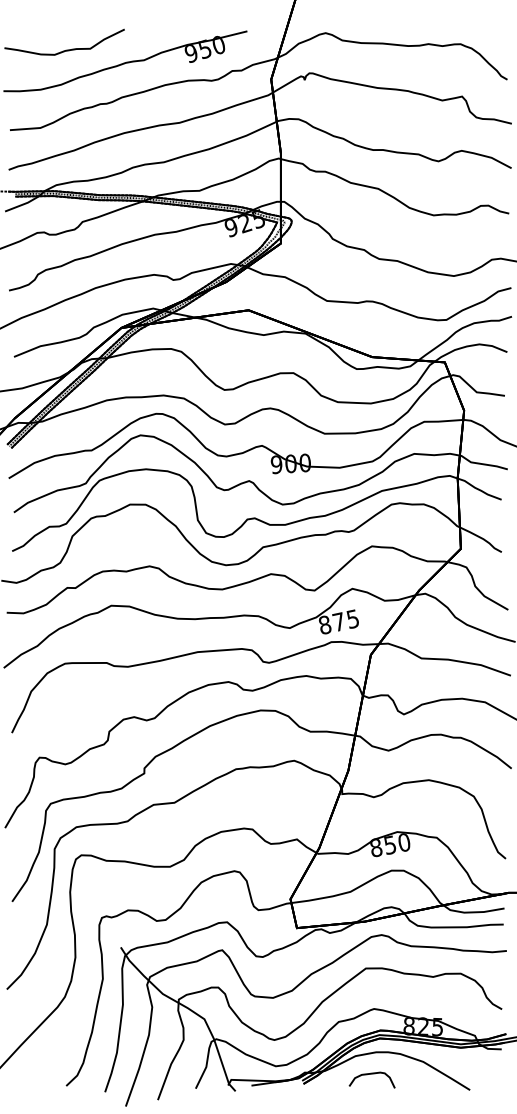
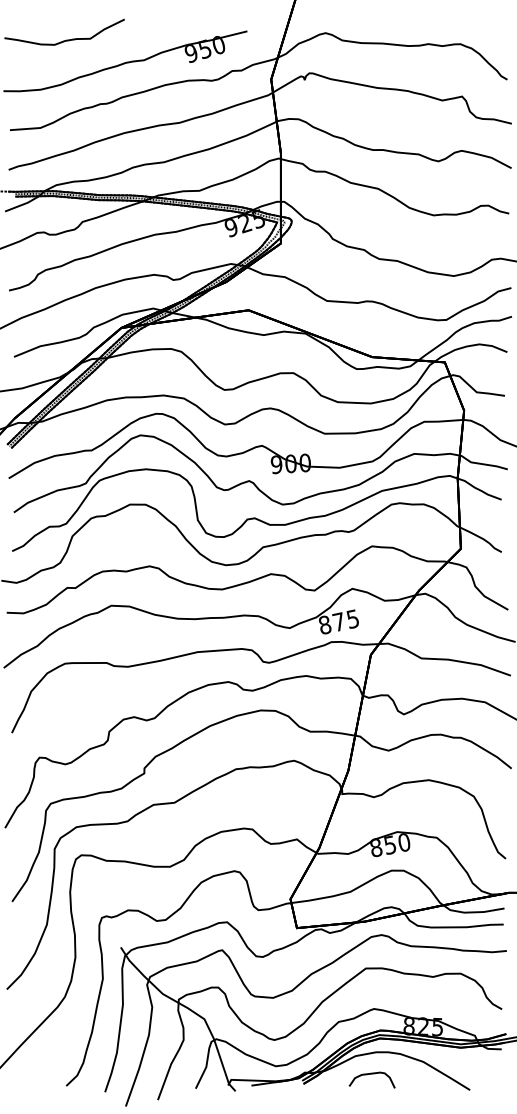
curve position: (66, 49) -> (66, 39) (66, 39)
